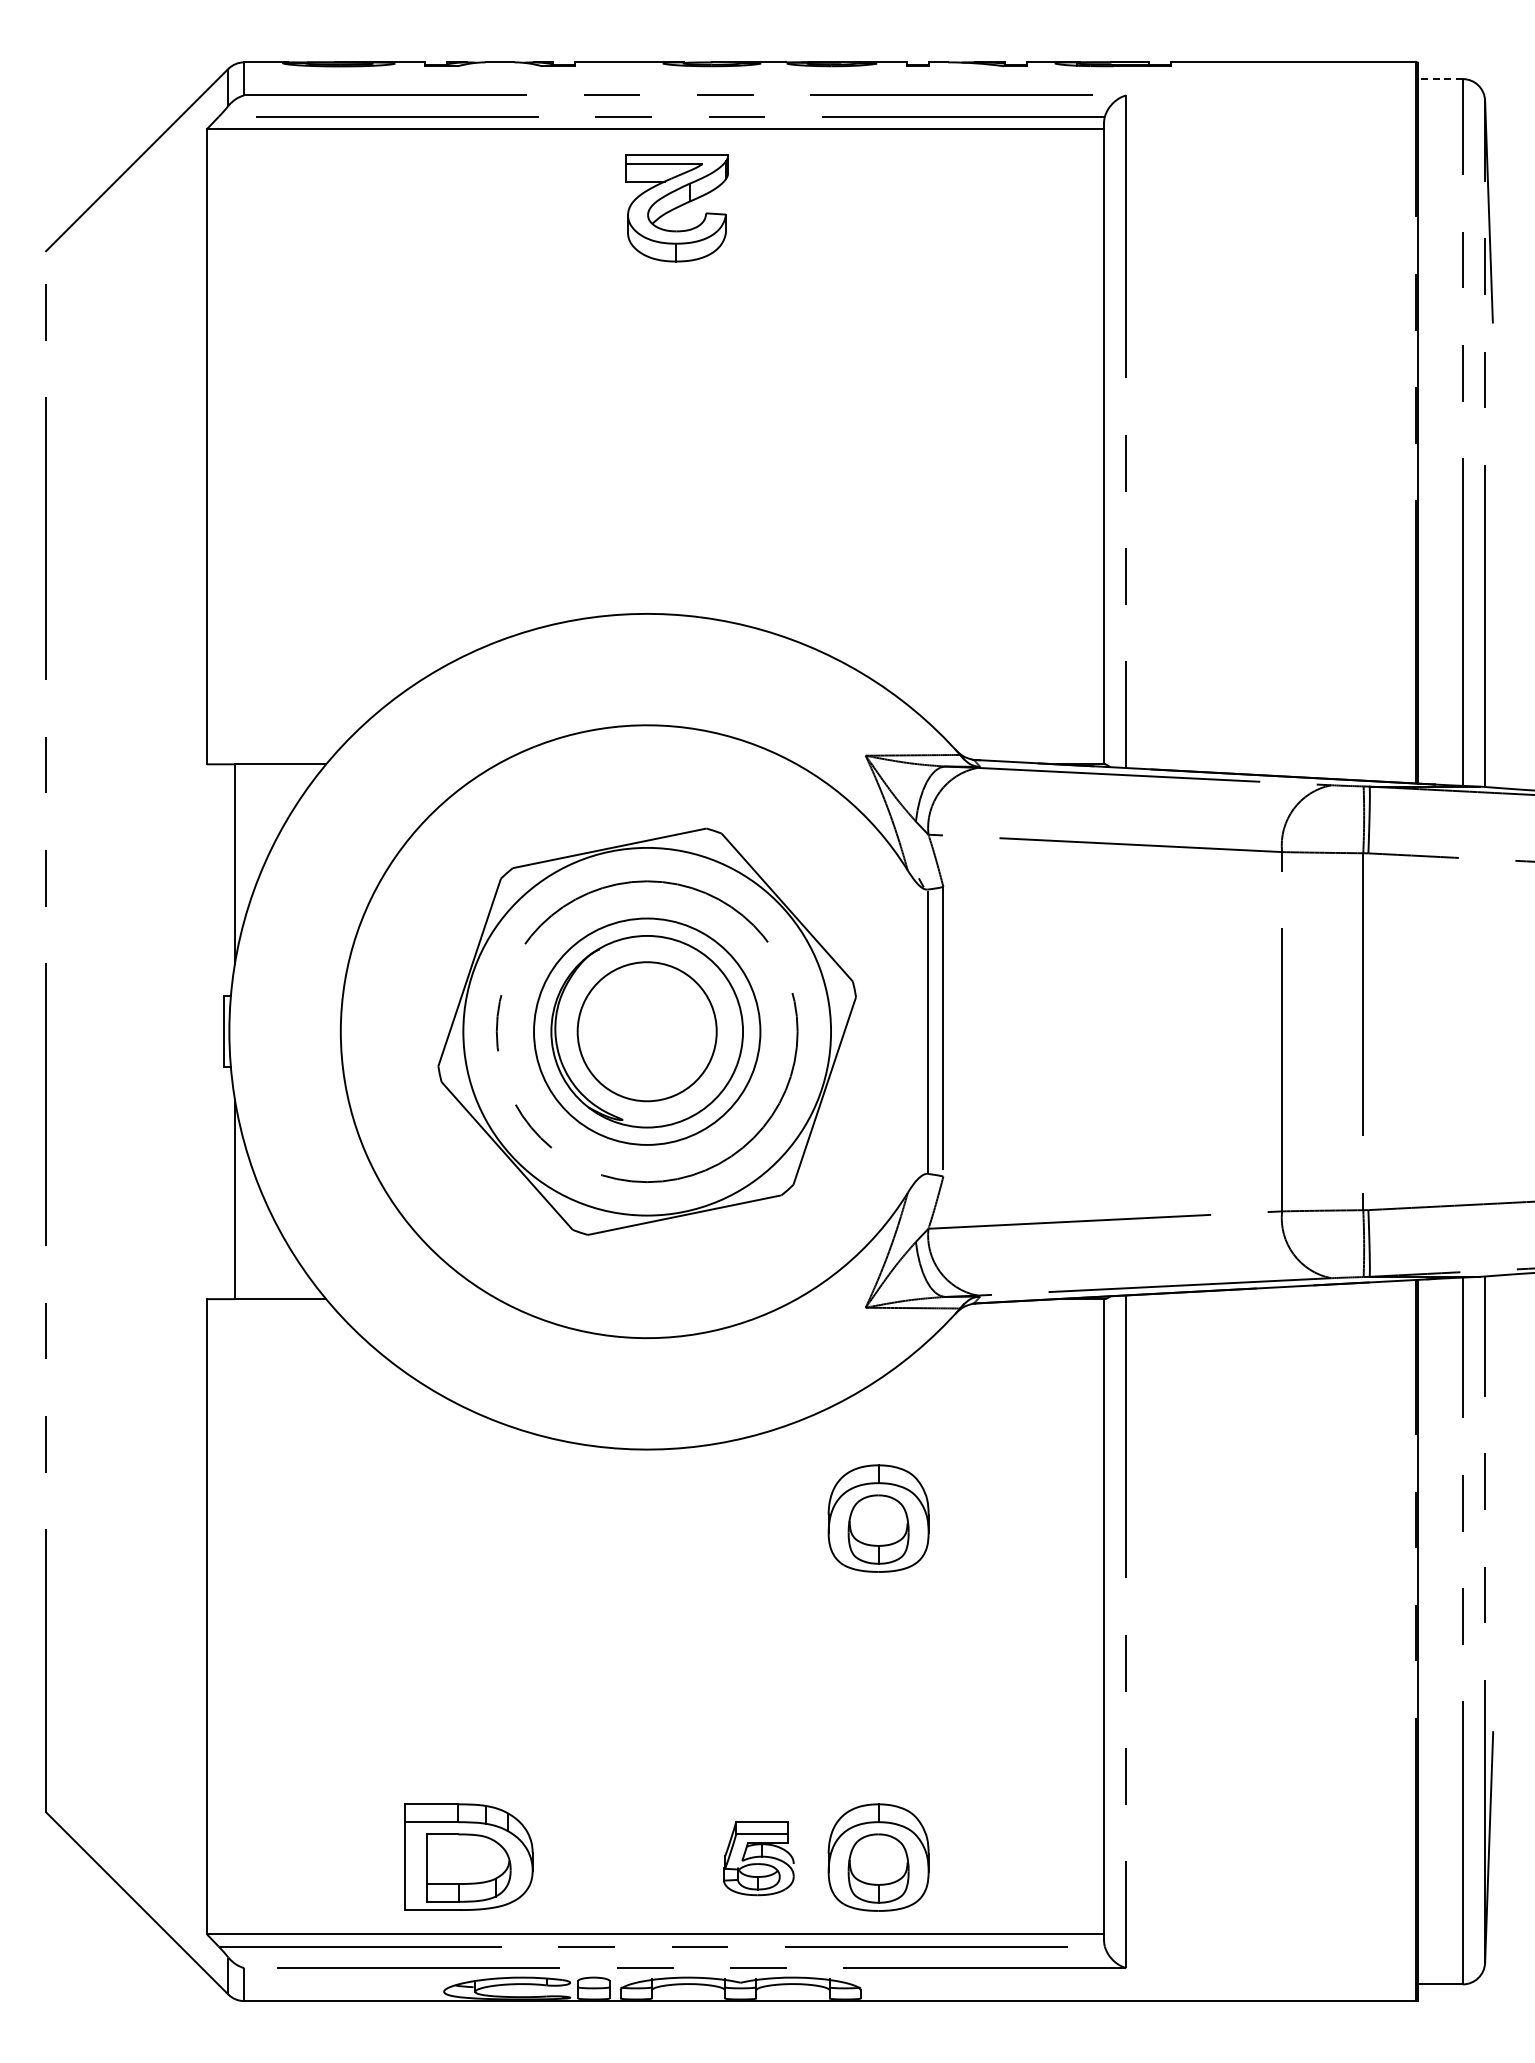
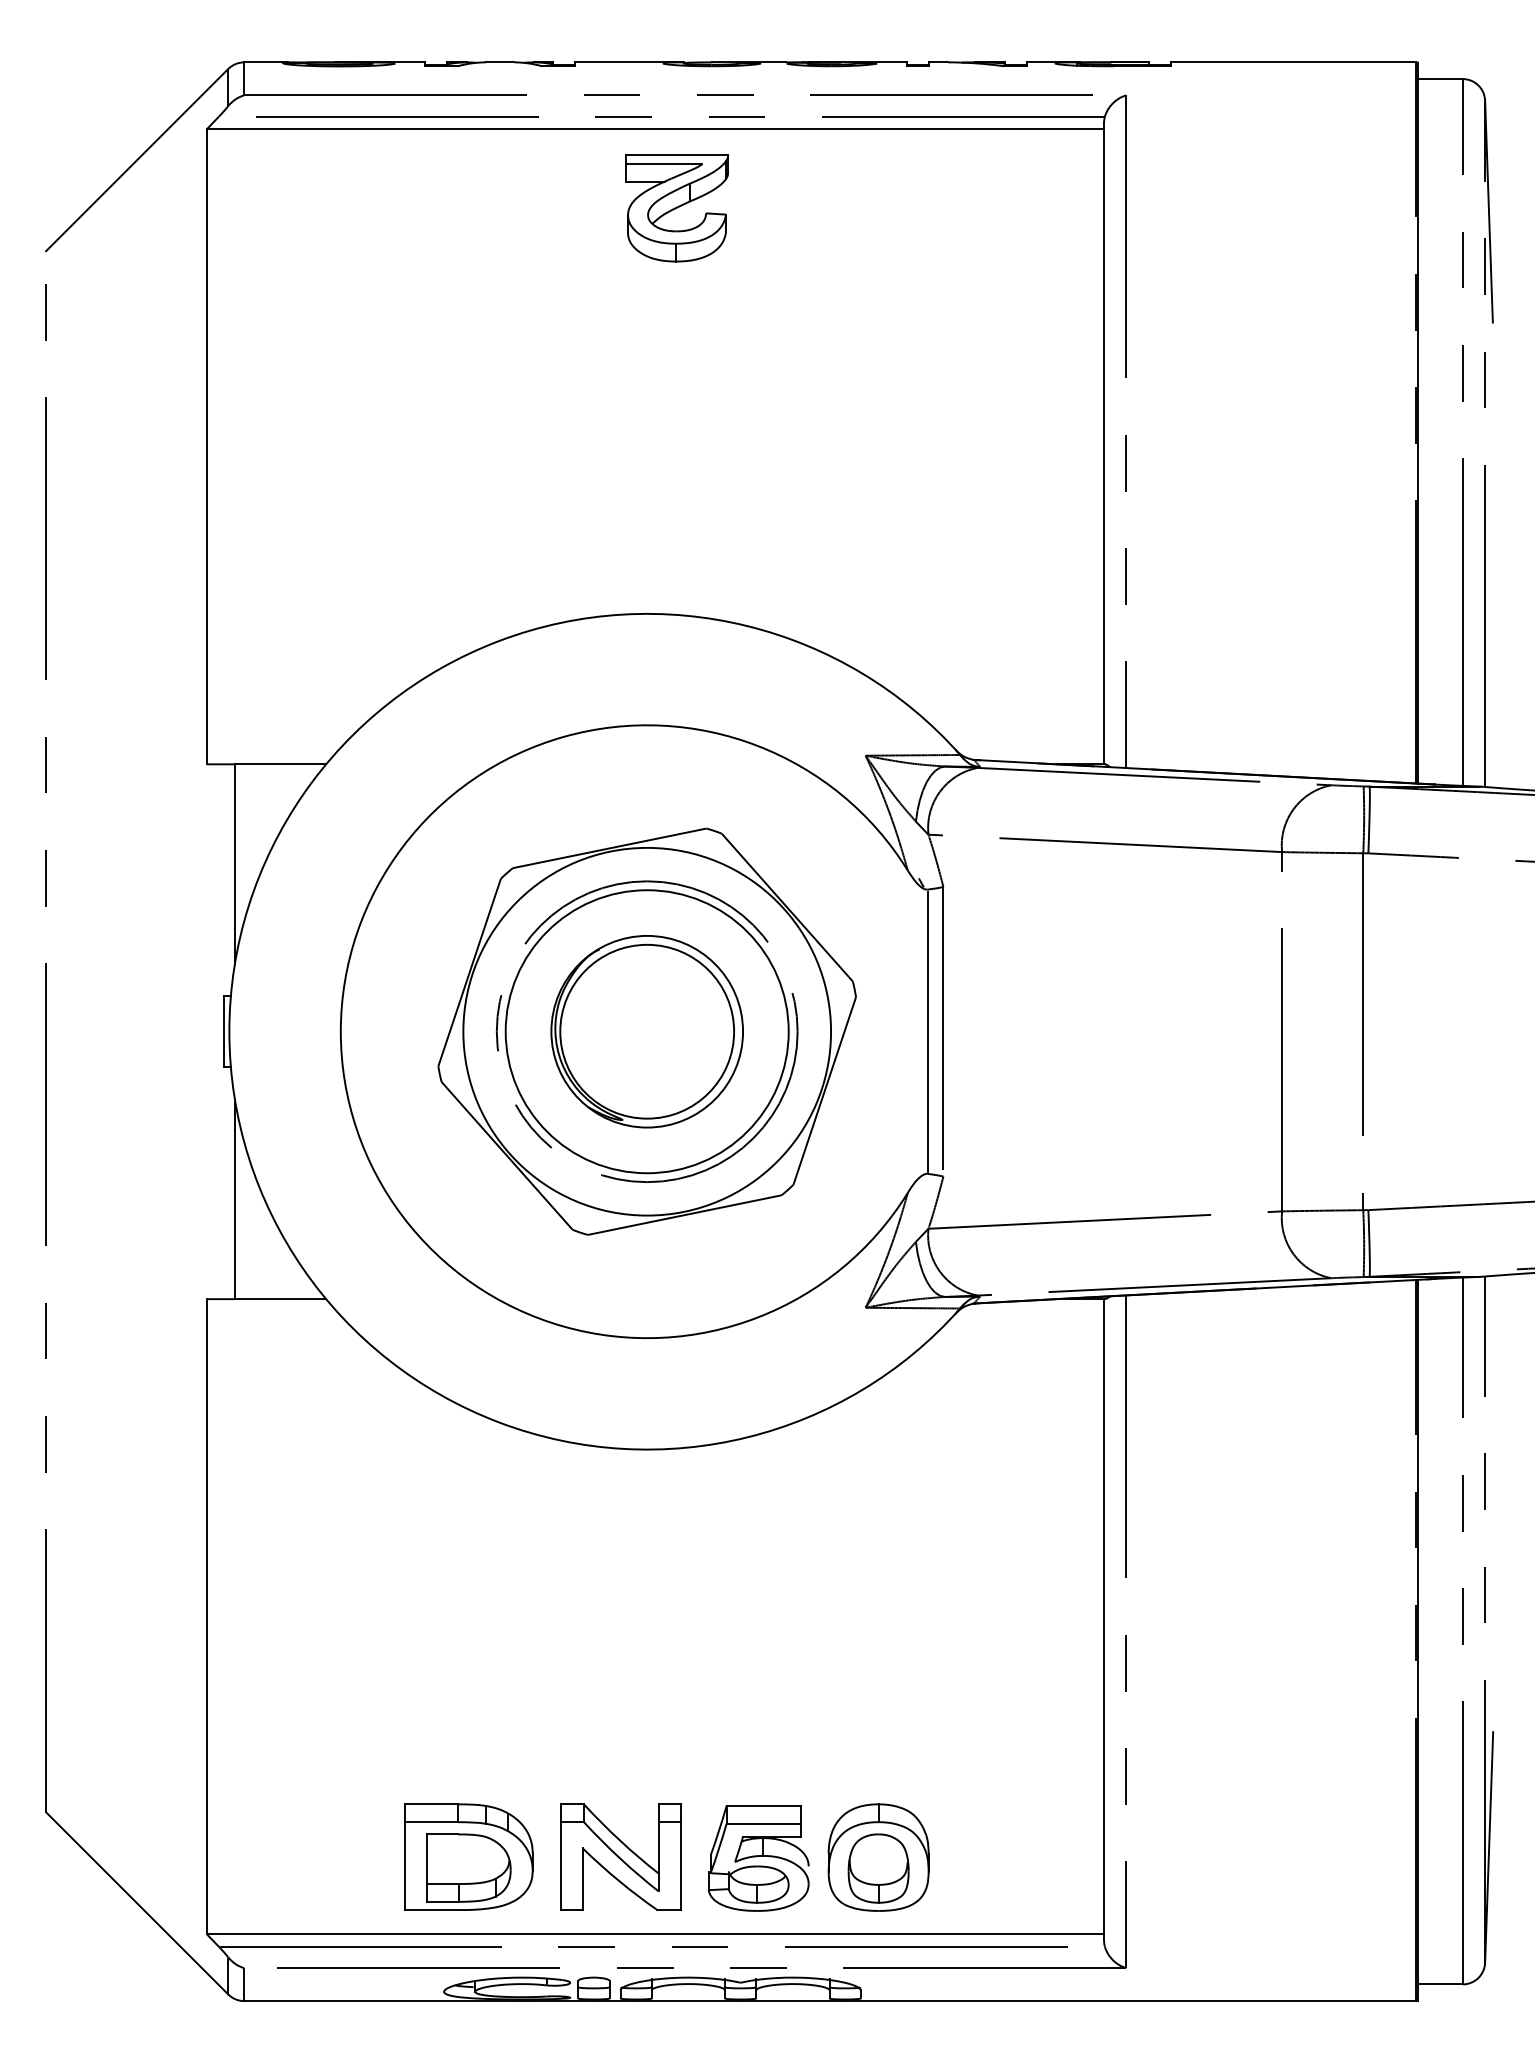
line: dashed -> solid (1440, 79)
circle diameter: 139 px -> 174 px (647, 1031)
circle diameter: 226 px -> 283 px (646, 1031)
part: present -> none (878, 1518)
part: none -> present (620, 1856)
part size: 72x76 px -> 102x107 px (758, 1858)
